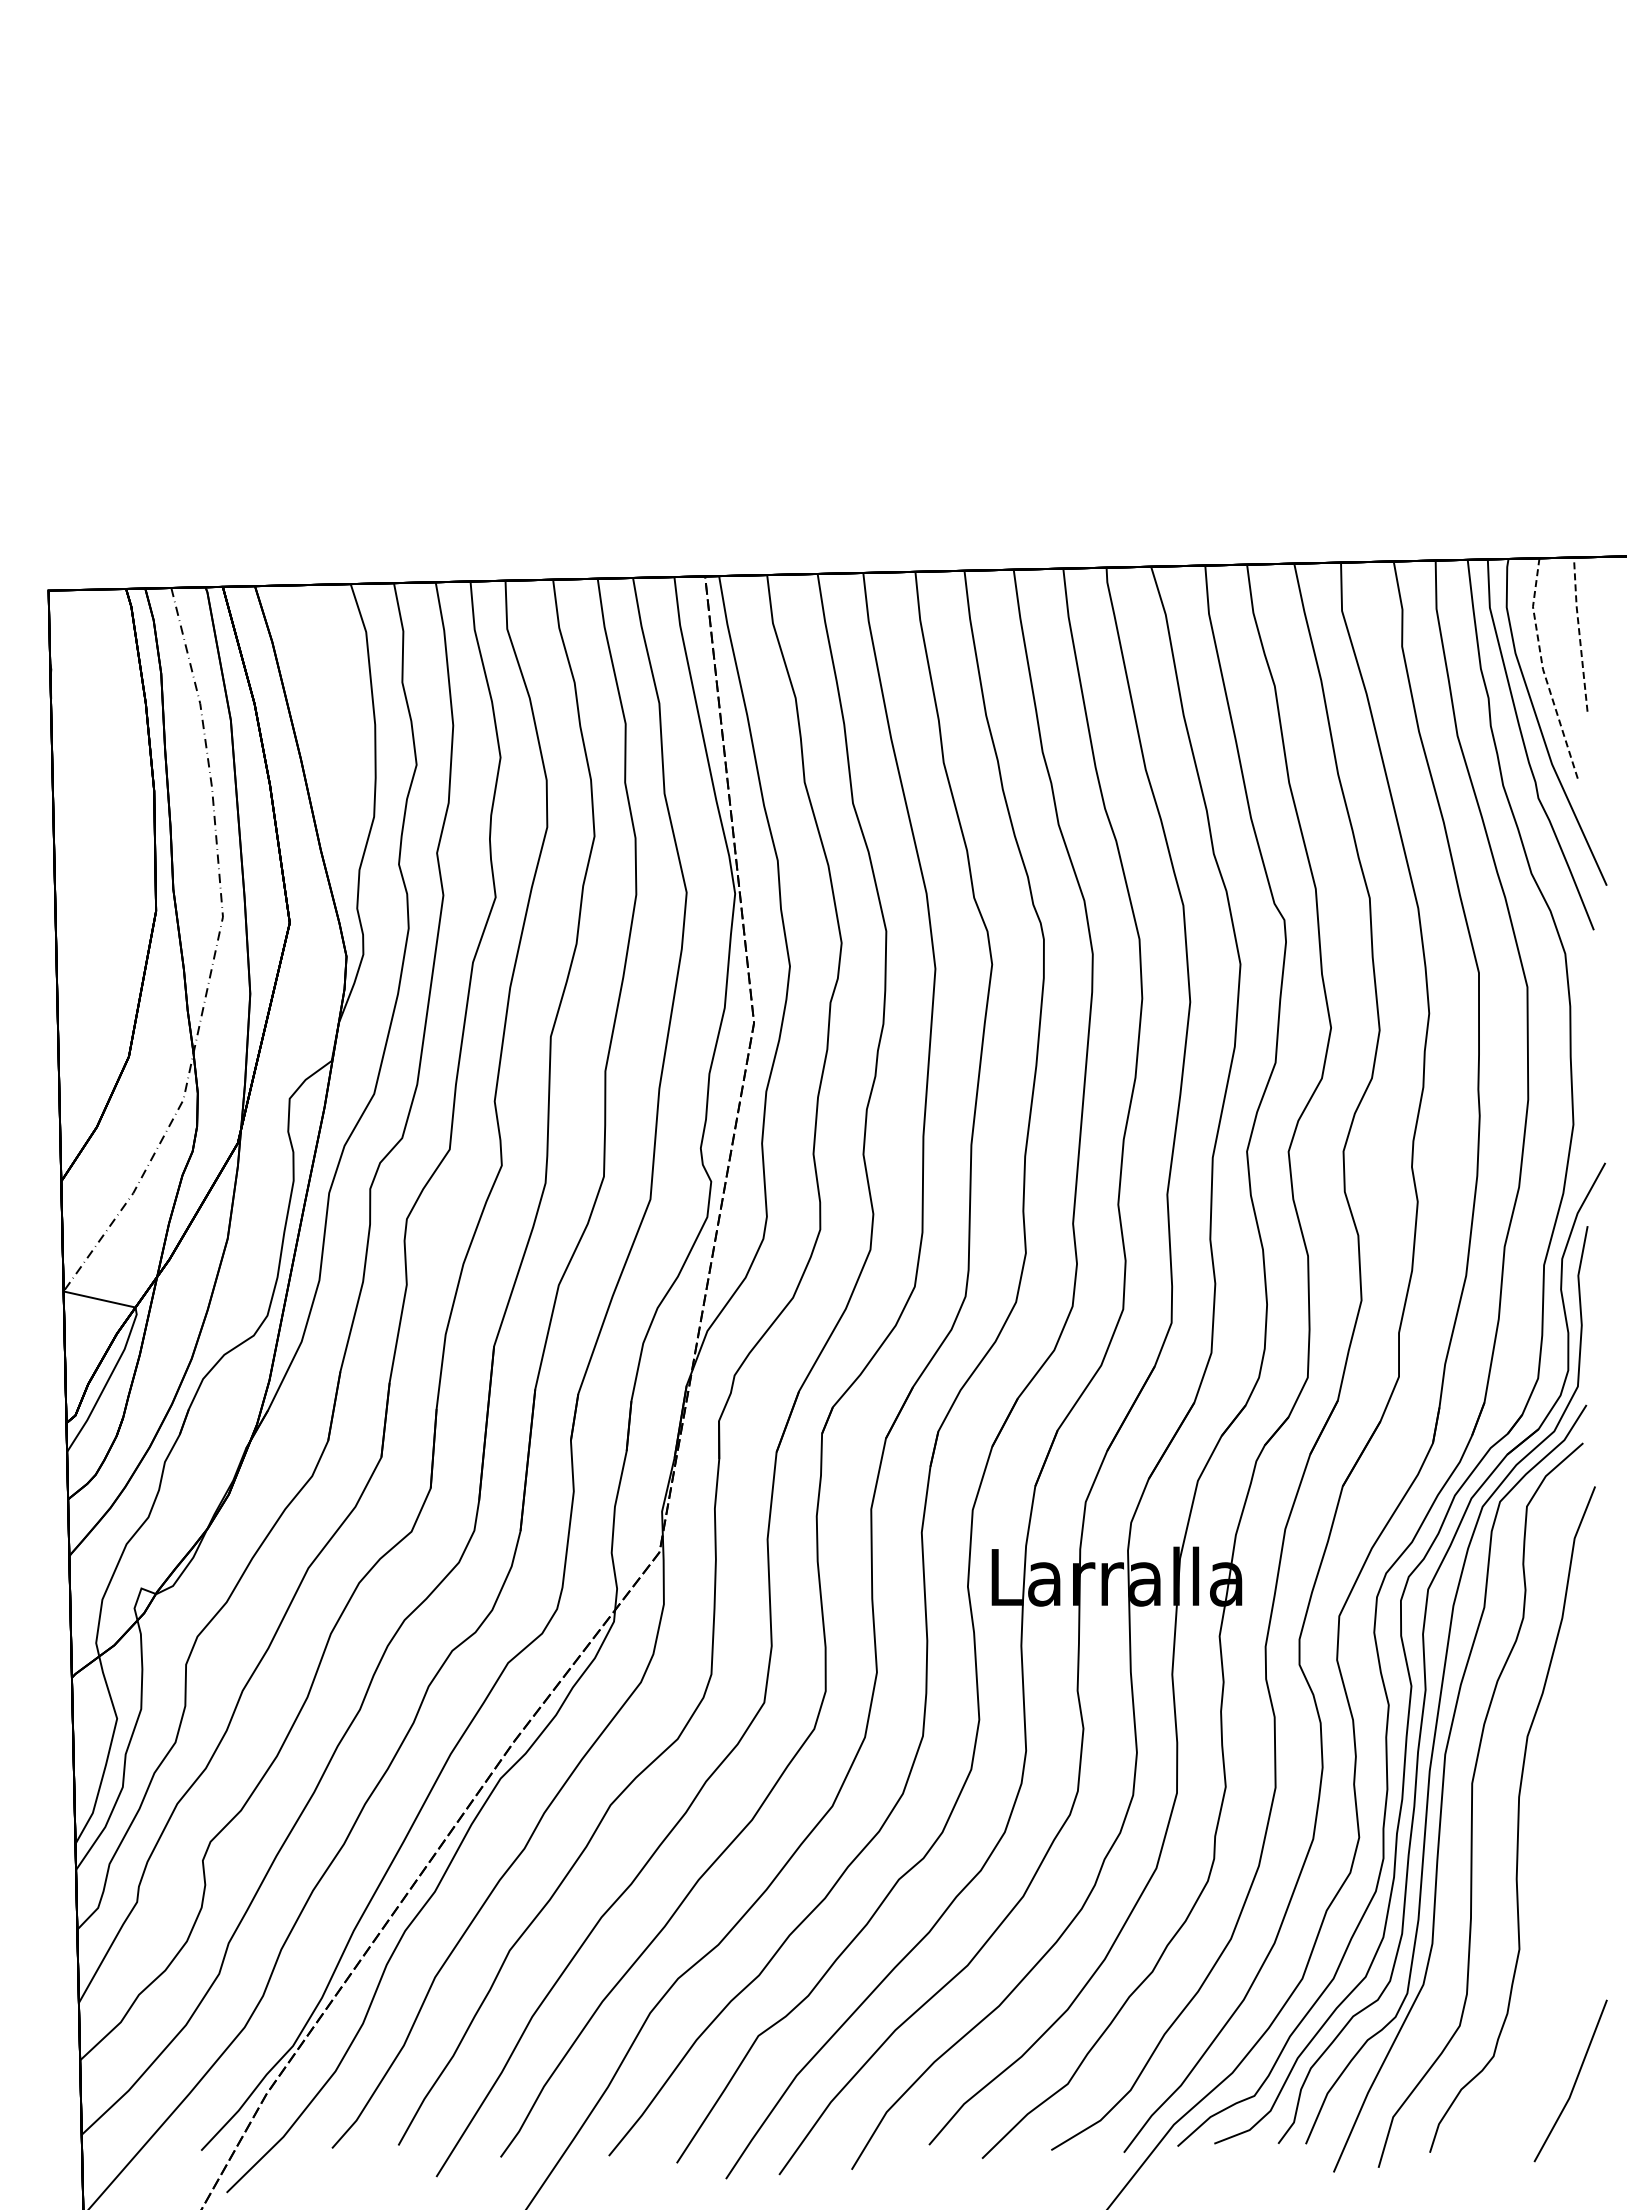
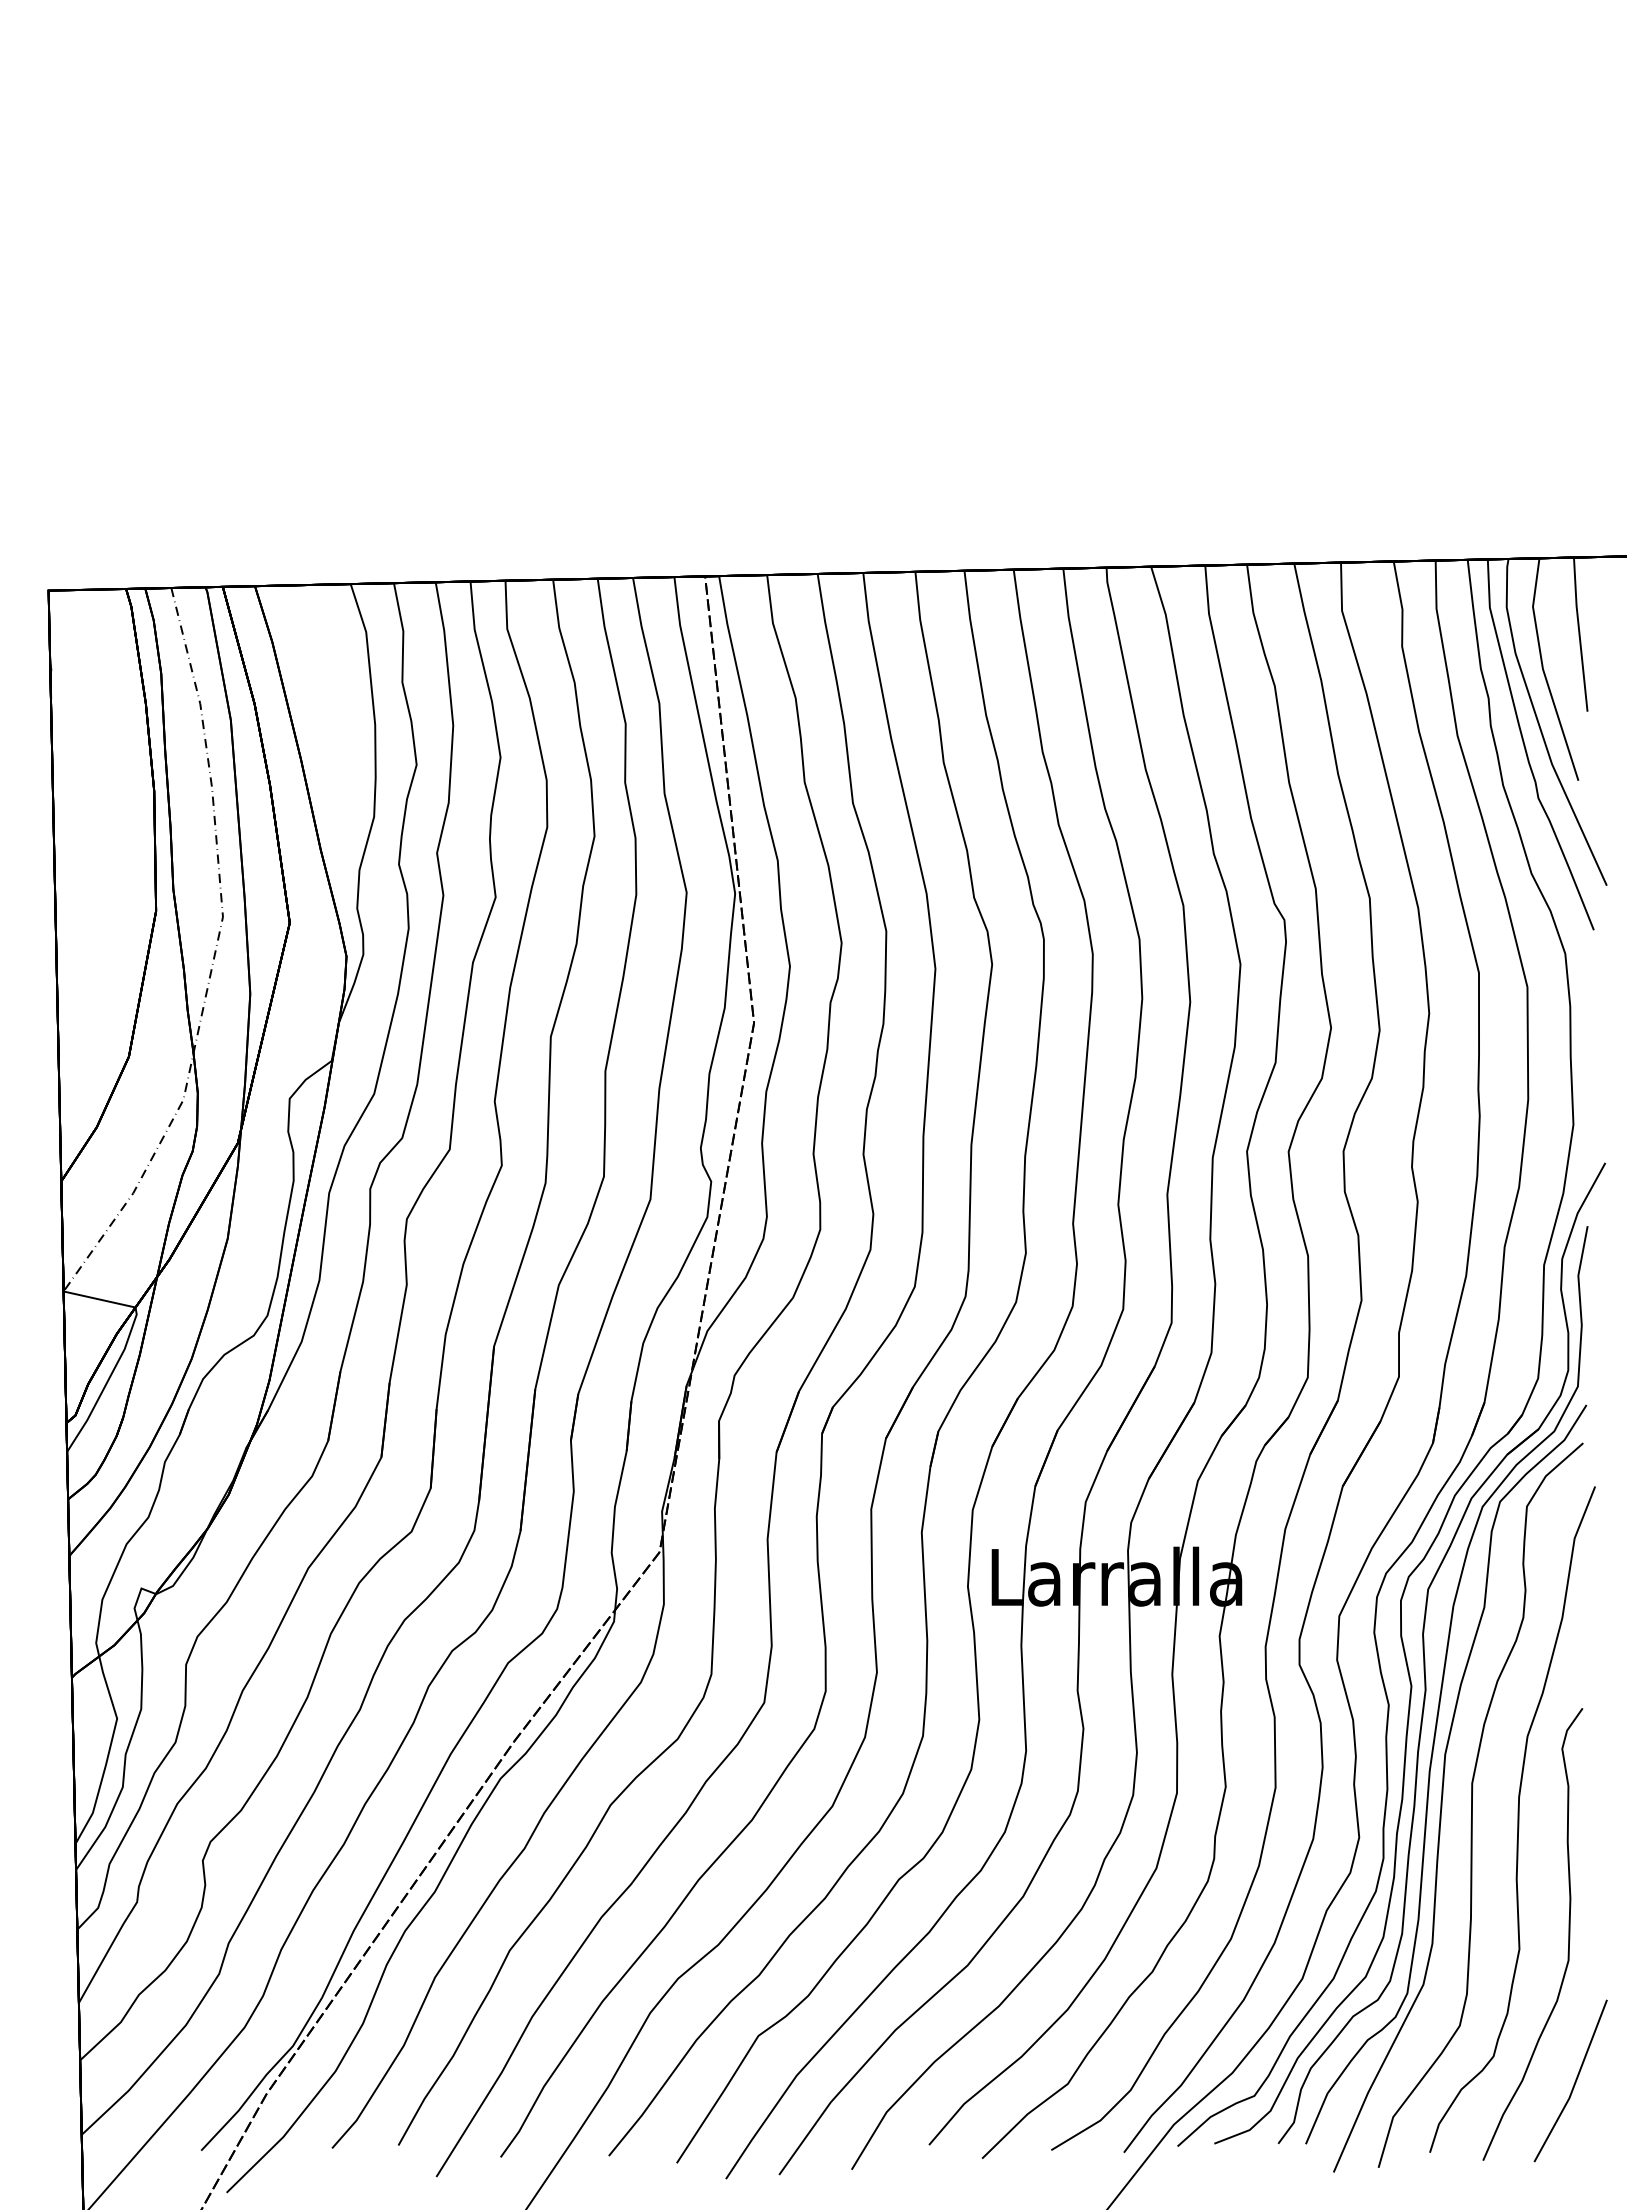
line: dashed -> solid (1579, 633)
line: dashed -> solid (1543, 671)
curve: none -> present (1568, 1934)
